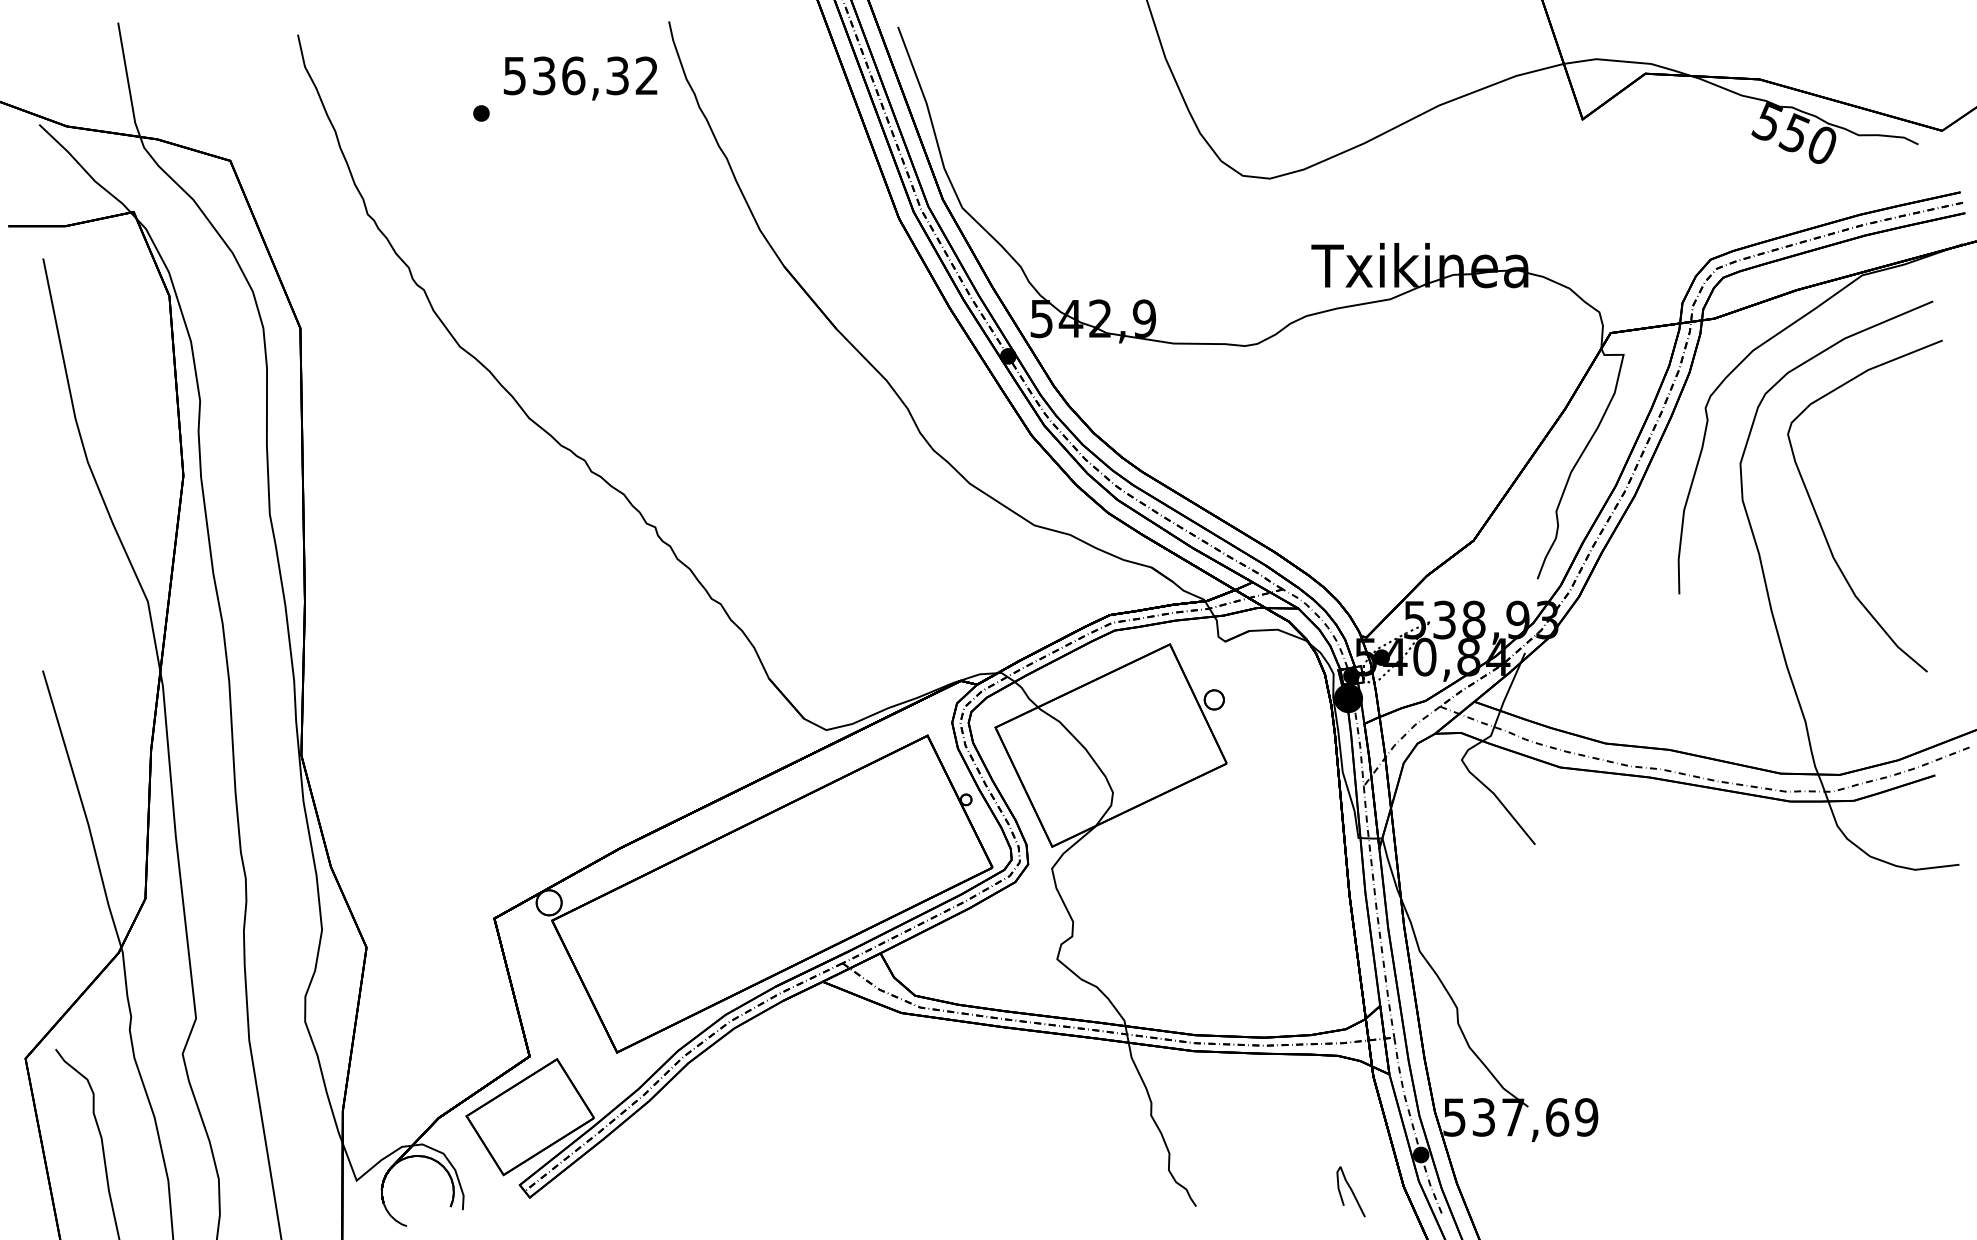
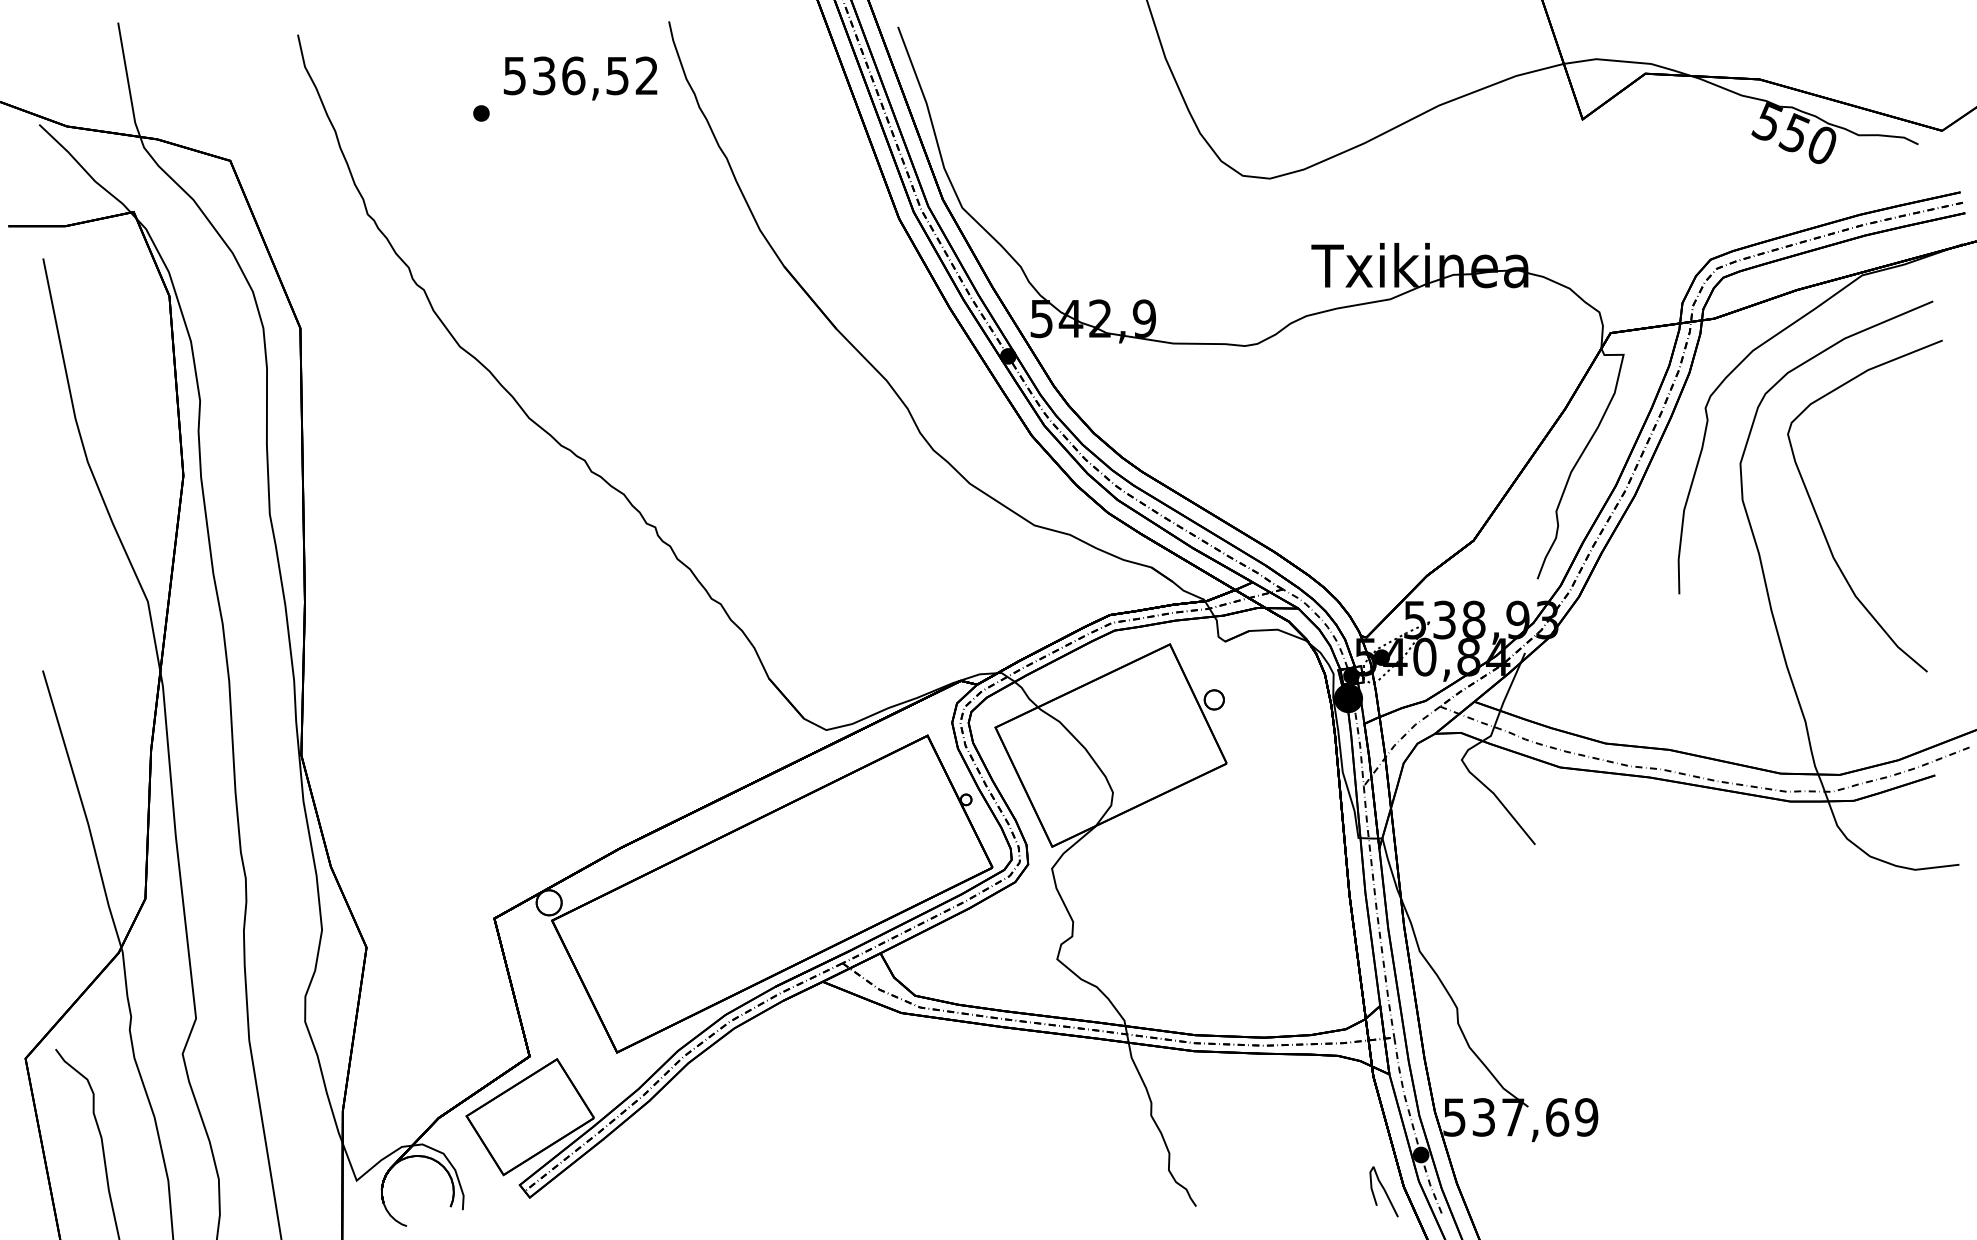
text: 536,32 -> 536,52 (617, 75)
curve position: (1350, 1190) -> (1383, 1190) (1383, 1190)
